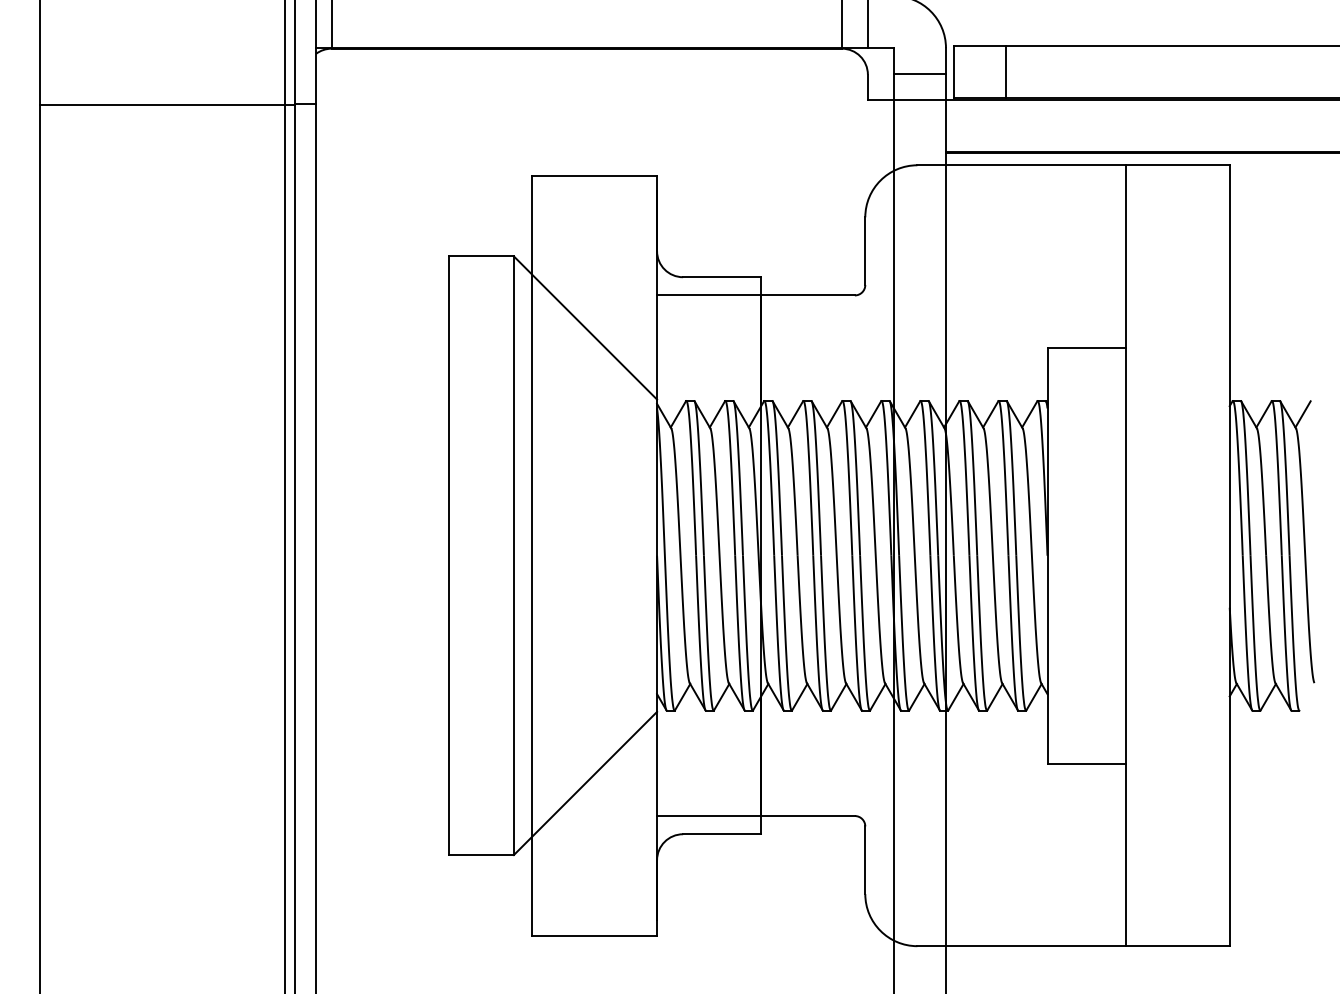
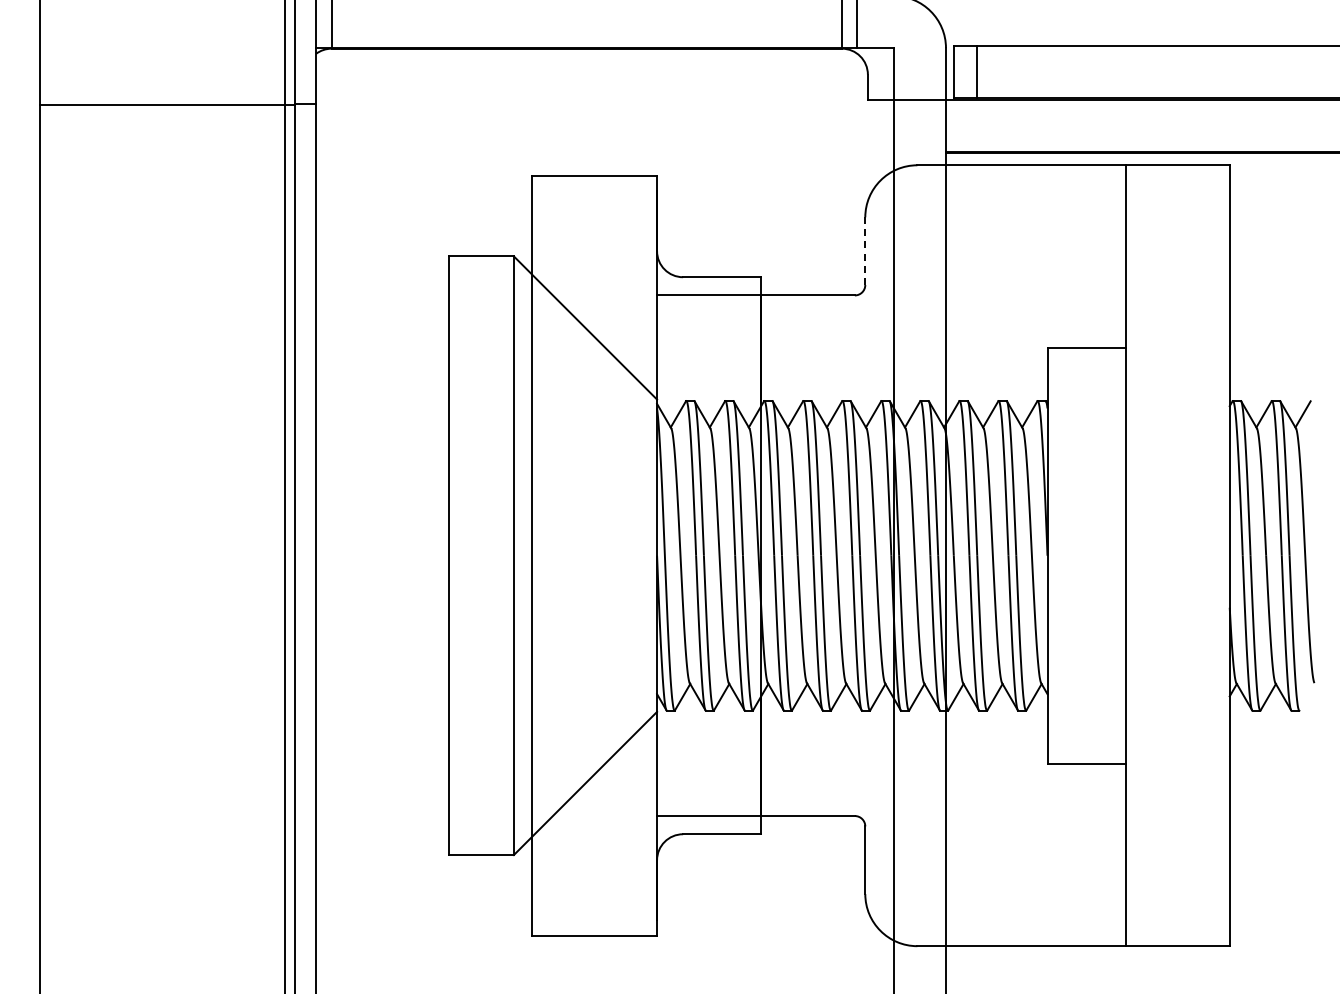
line position: (867, 25) -> (856, 25) (856, 25)
line position: (1005, 72) -> (976, 72) (976, 72)
line: present -> none (919, 74)
line: solid -> dashed (865, 251)
